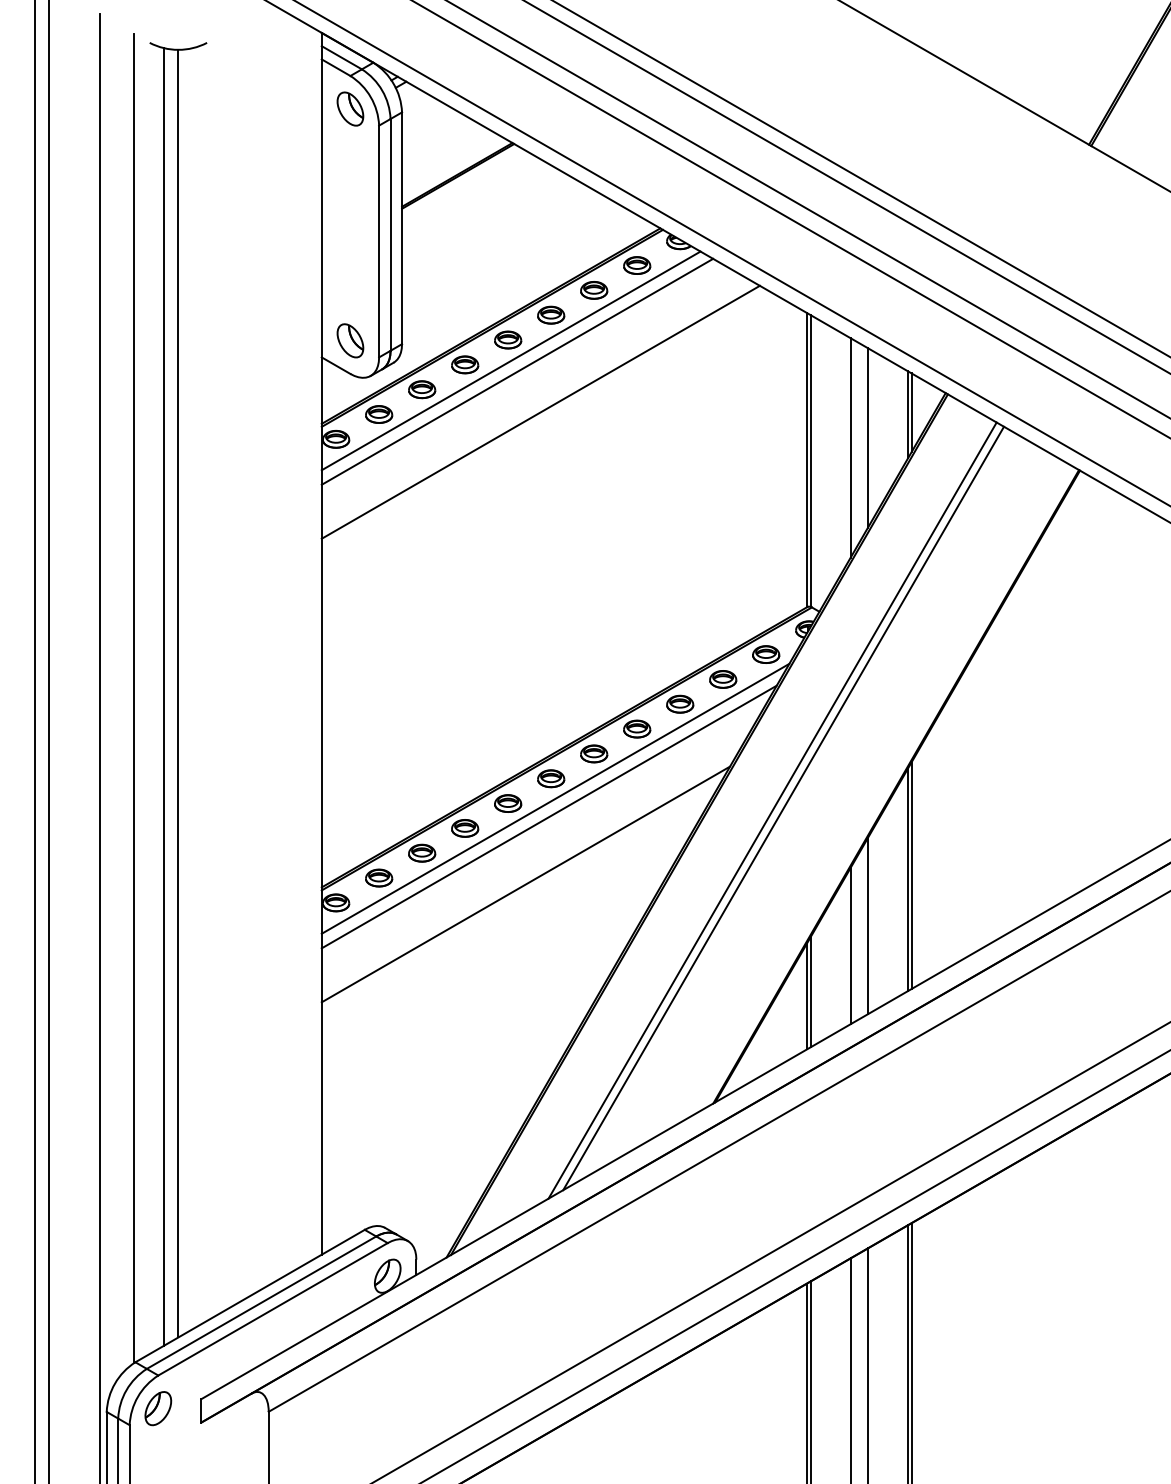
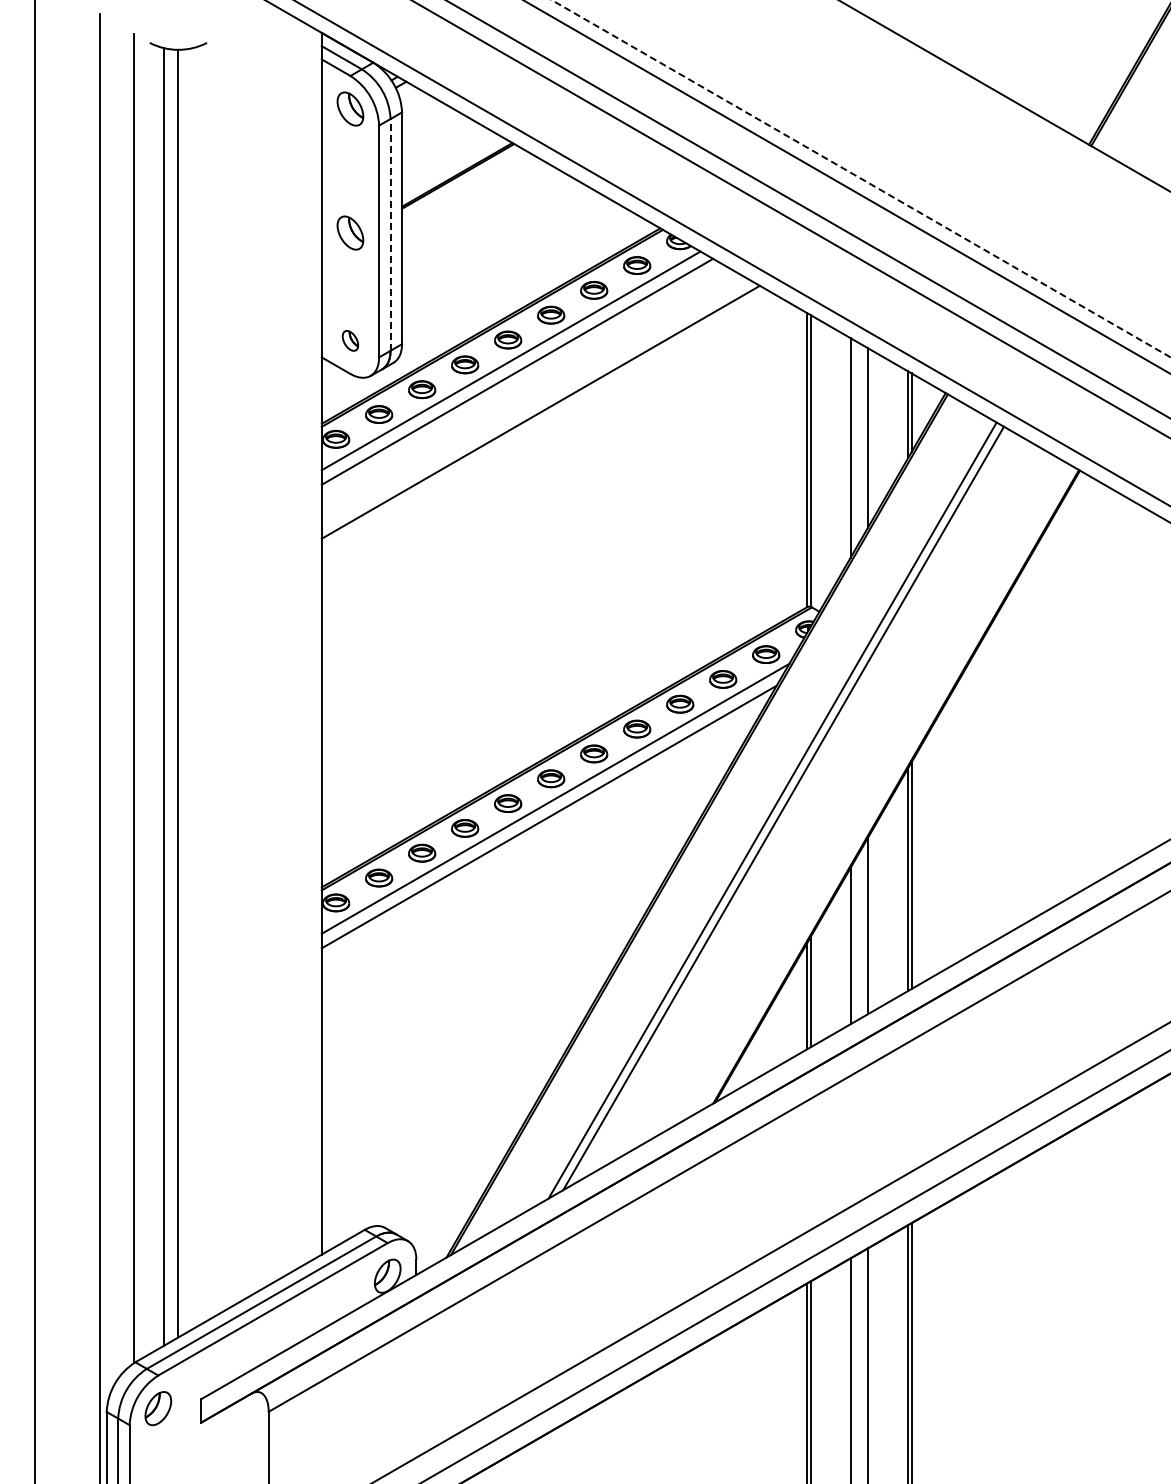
line: solid -> dashed (861, 178)
part: none -> present (350, 232)
line: solid -> dashed (390, 234)
part size: 29x36 px -> 19x22 px (350, 340)
line: present -> none (49, 741)
line: present -> none (525, 884)
